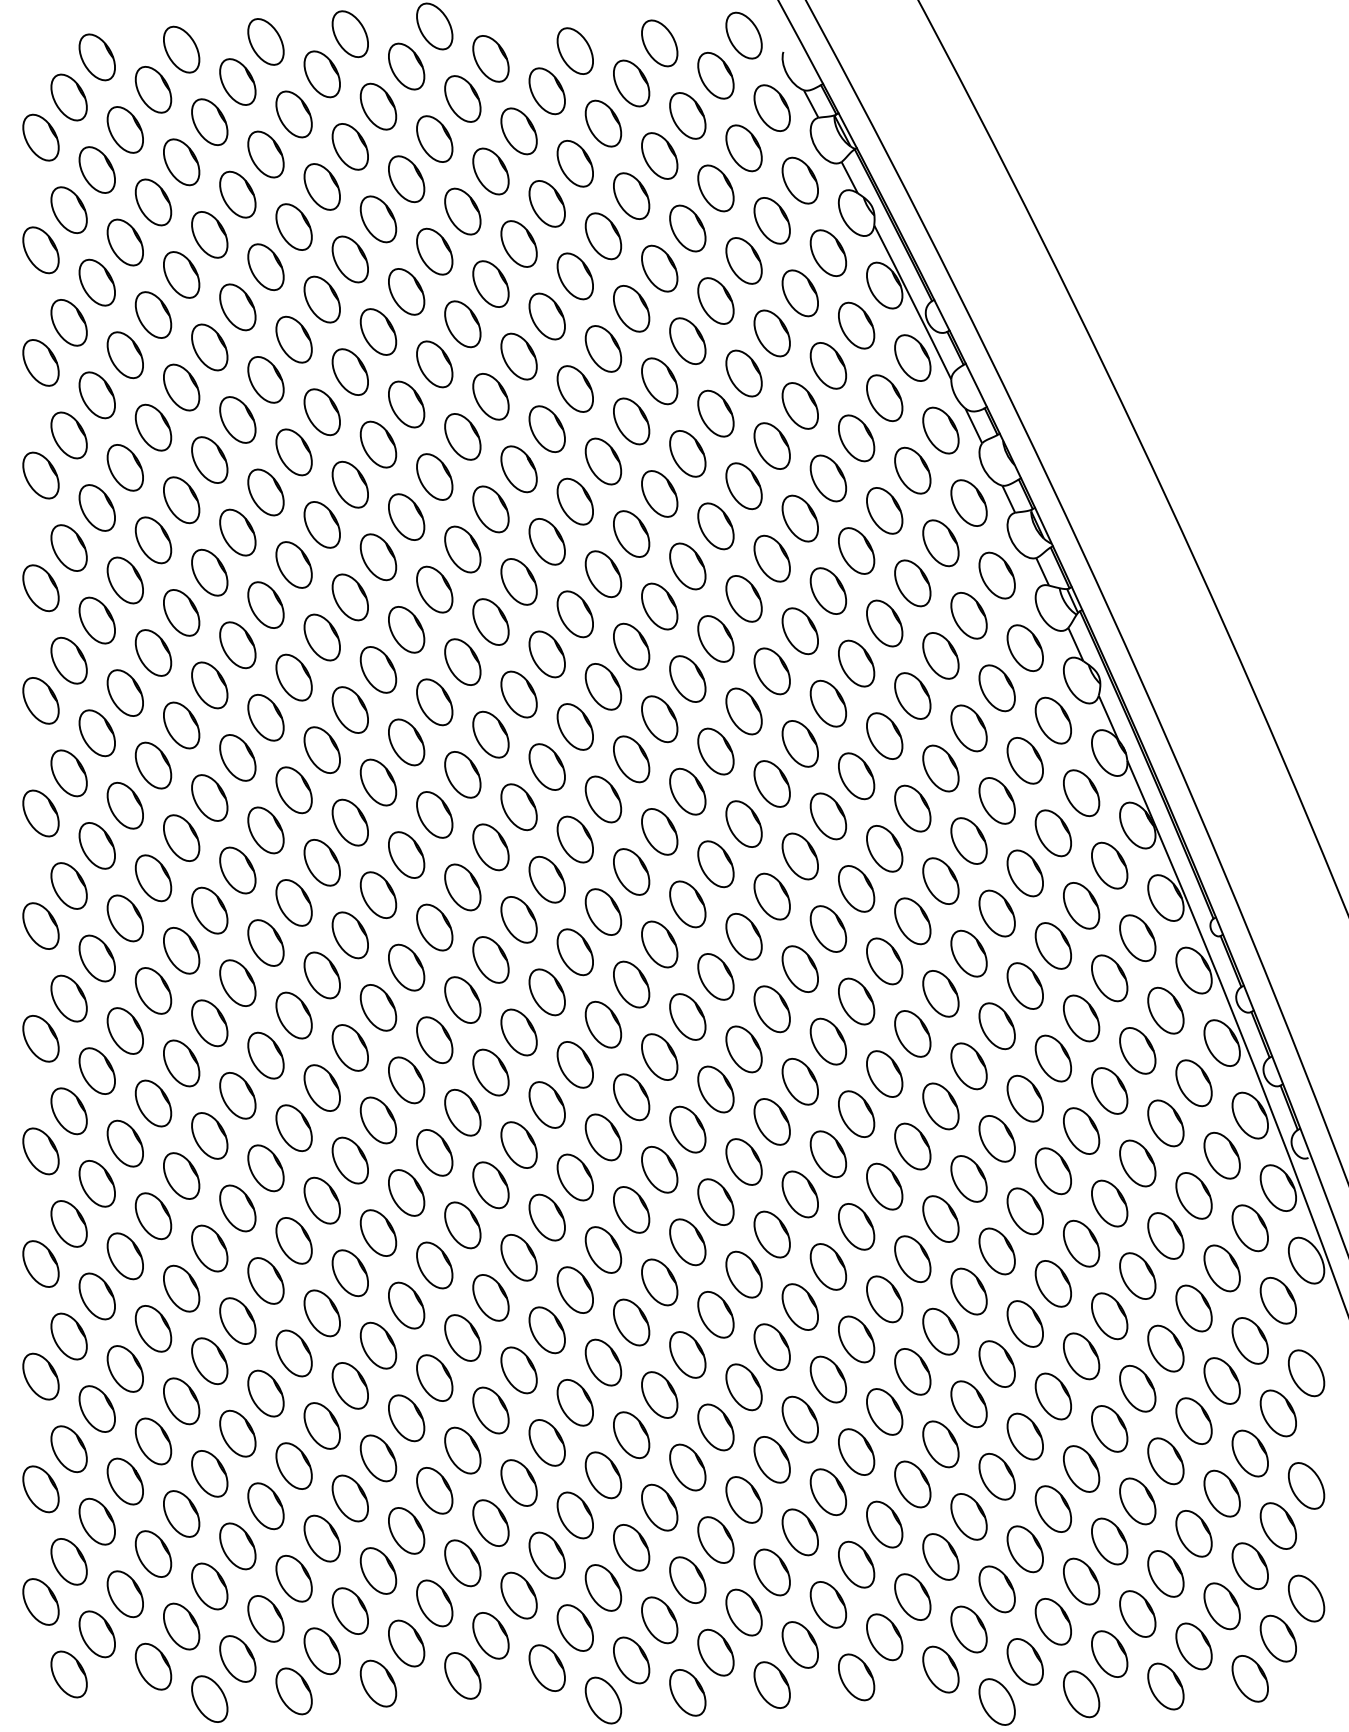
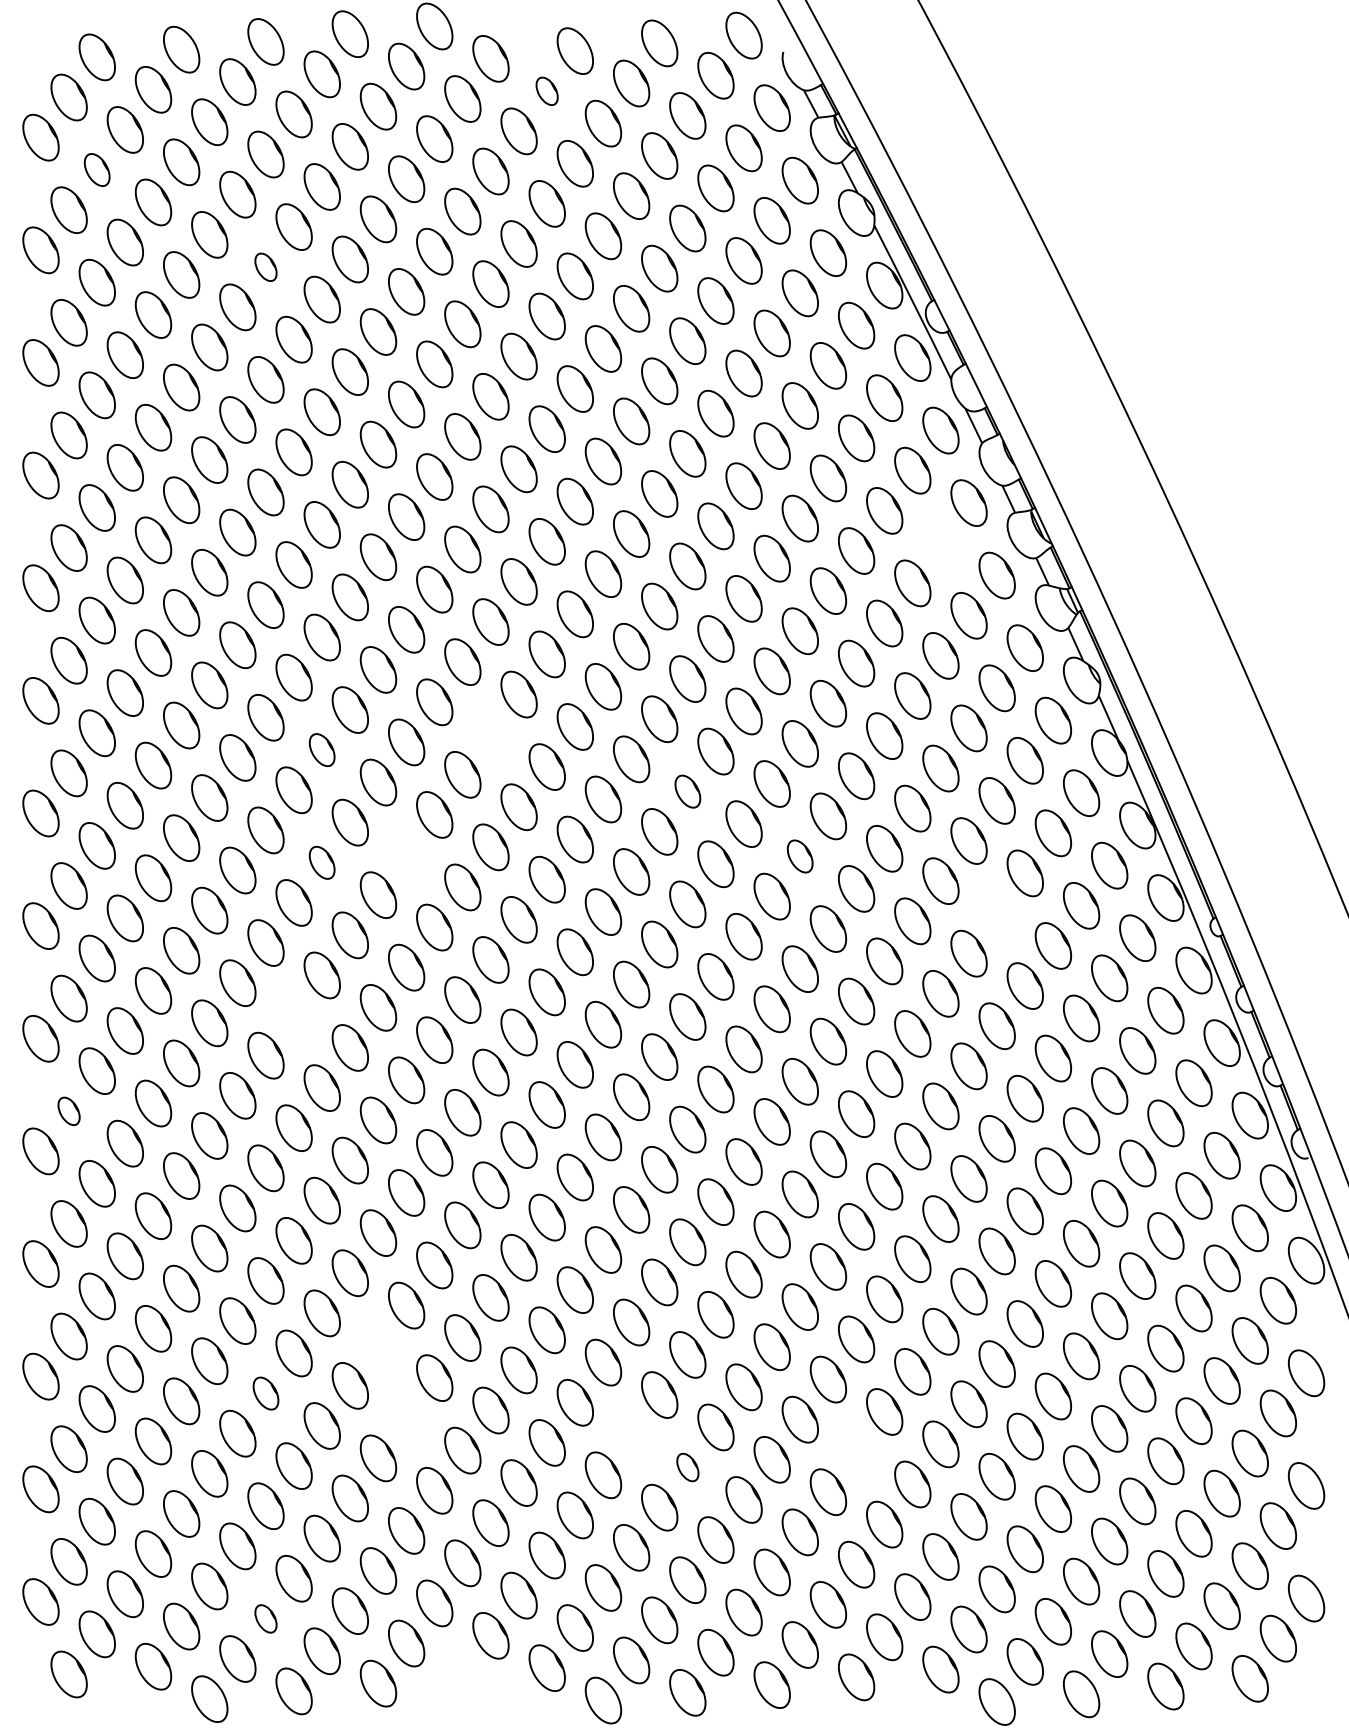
part size: 38x49 px -> 24x30 px (546, 90)
part size: 38x48 px -> 28x34 px (96, 169)
part size: 38x49 px -> 24x30 px (265, 266)
part: present -> none (940, 543)
part: present -> none (490, 734)
part size: 38x48 px -> 28x35 px (321, 750)
part size: 38x49 px -> 28x35 px (687, 791)
part: present -> none (406, 854)
part size: 38x49 px -> 27x35 px (800, 856)
part size: 38x48 px -> 28x35 px (321, 862)
part: present -> none (996, 913)
part: present -> none (293, 1015)
part size: 38x49 px -> 24x30 px (68, 1110)
part: present -> none (378, 1345)
part size: 38x49 px -> 28x35 px (265, 1393)
part: present -> none (406, 1418)
part: present -> none (631, 1434)
part: present -> none (856, 1451)
part size: 38x49 px -> 24x31 px (687, 1467)
part size: 38x48 px -> 24x30 px (265, 1618)
part: present -> none (462, 1675)
